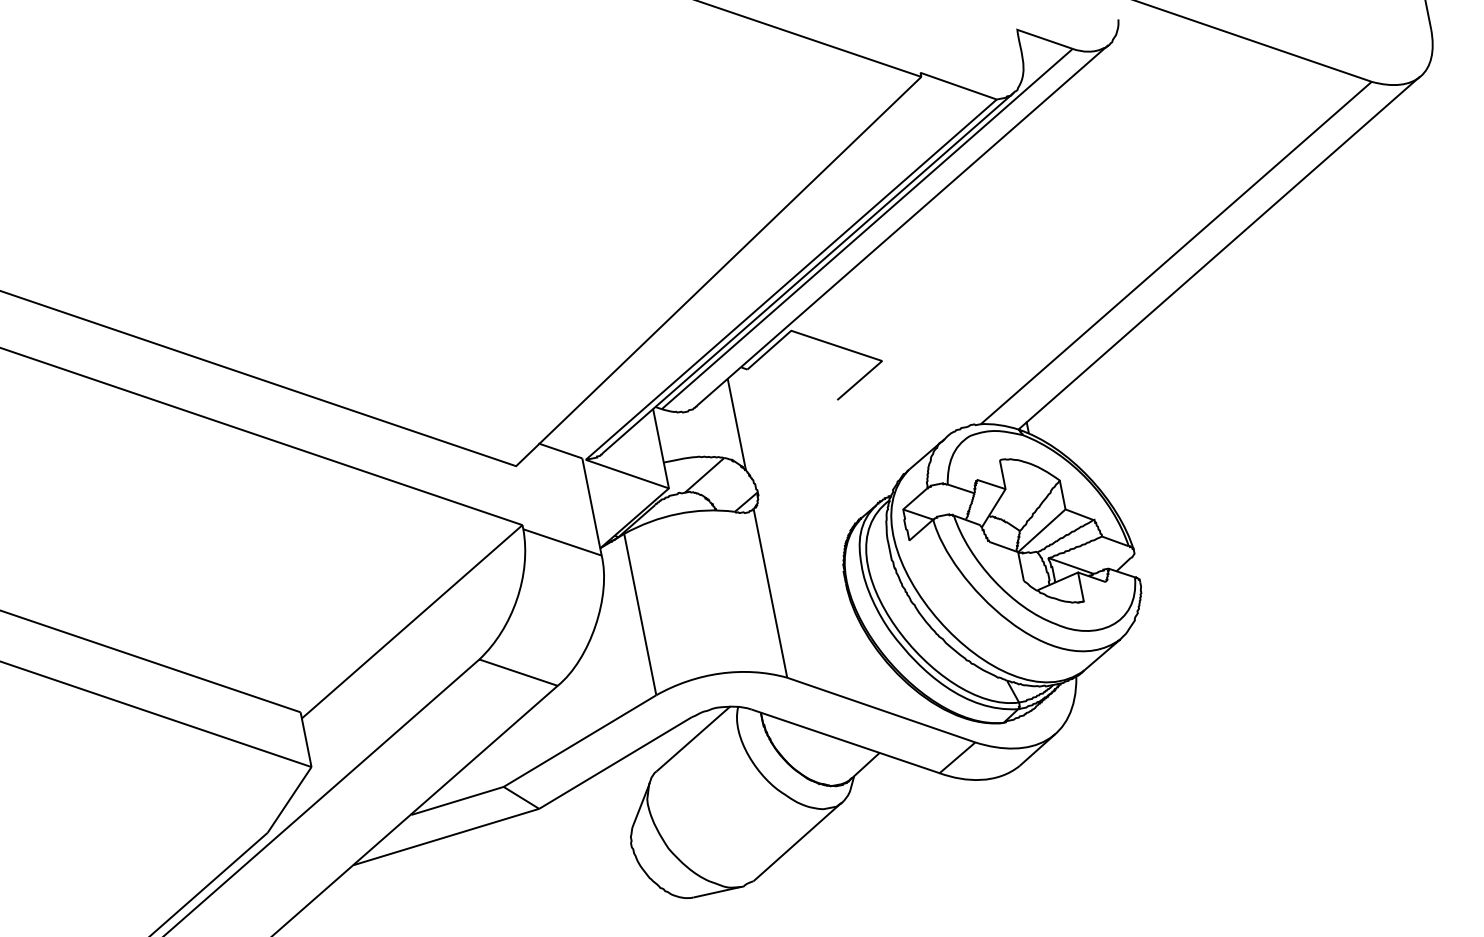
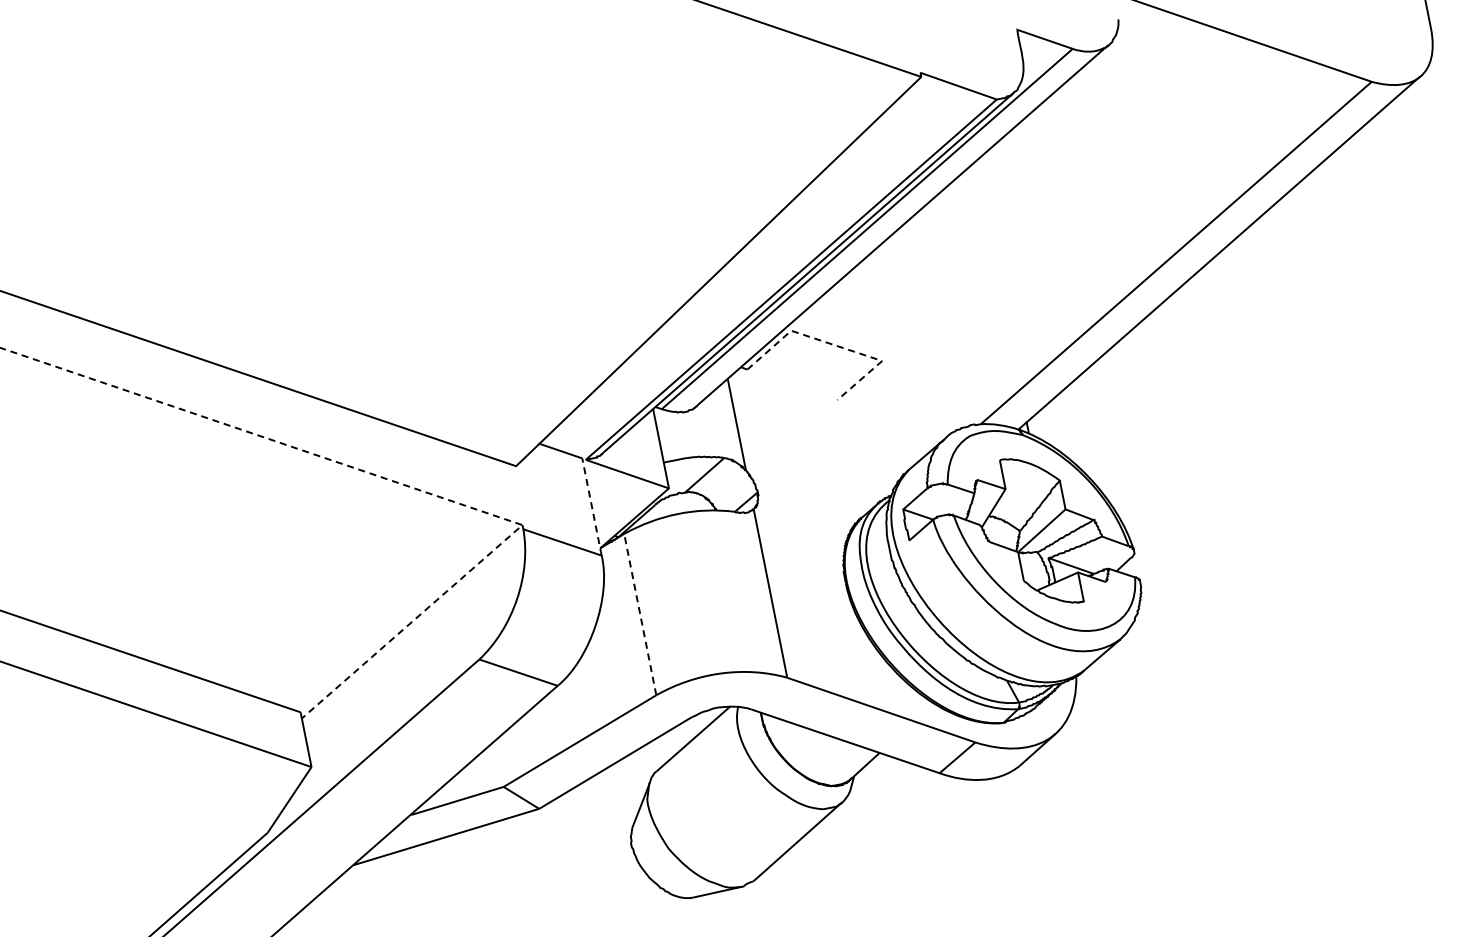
line: solid -> dashed (837, 346)
line: solid -> dashed (401, 484)
line: solid -> dashed (591, 506)
line: solid -> dashed (640, 614)
